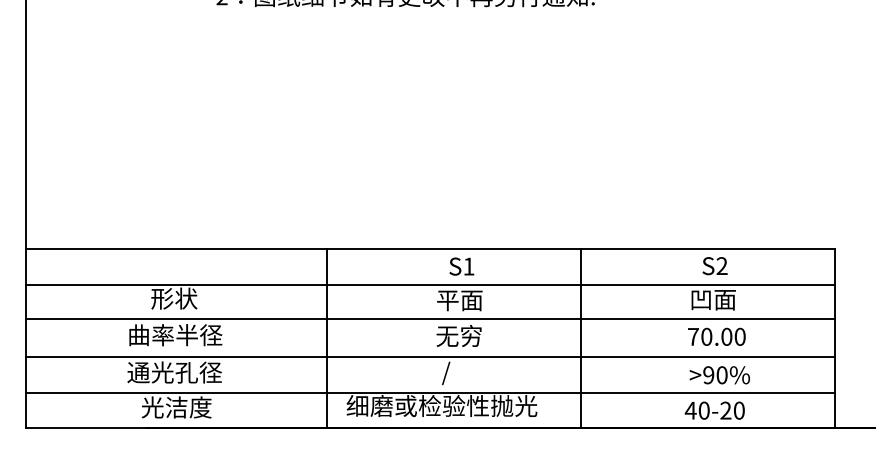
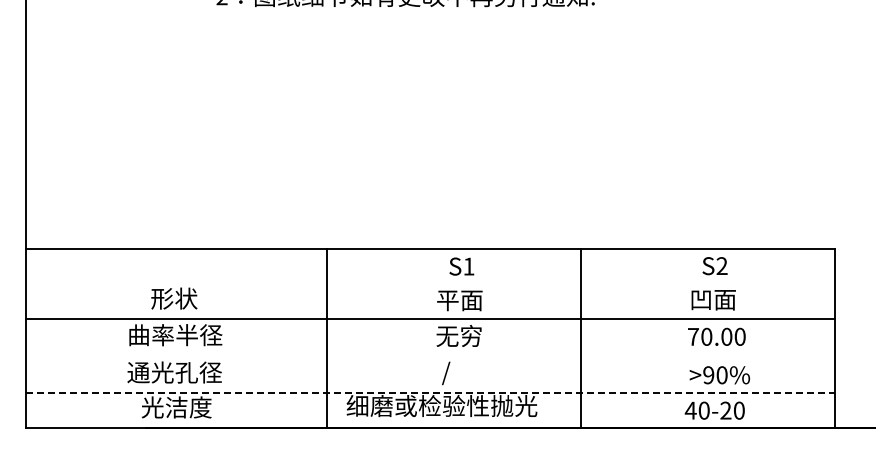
line: present -> none (430, 284)
line: present -> none (430, 357)
line: solid -> dashed (430, 392)
